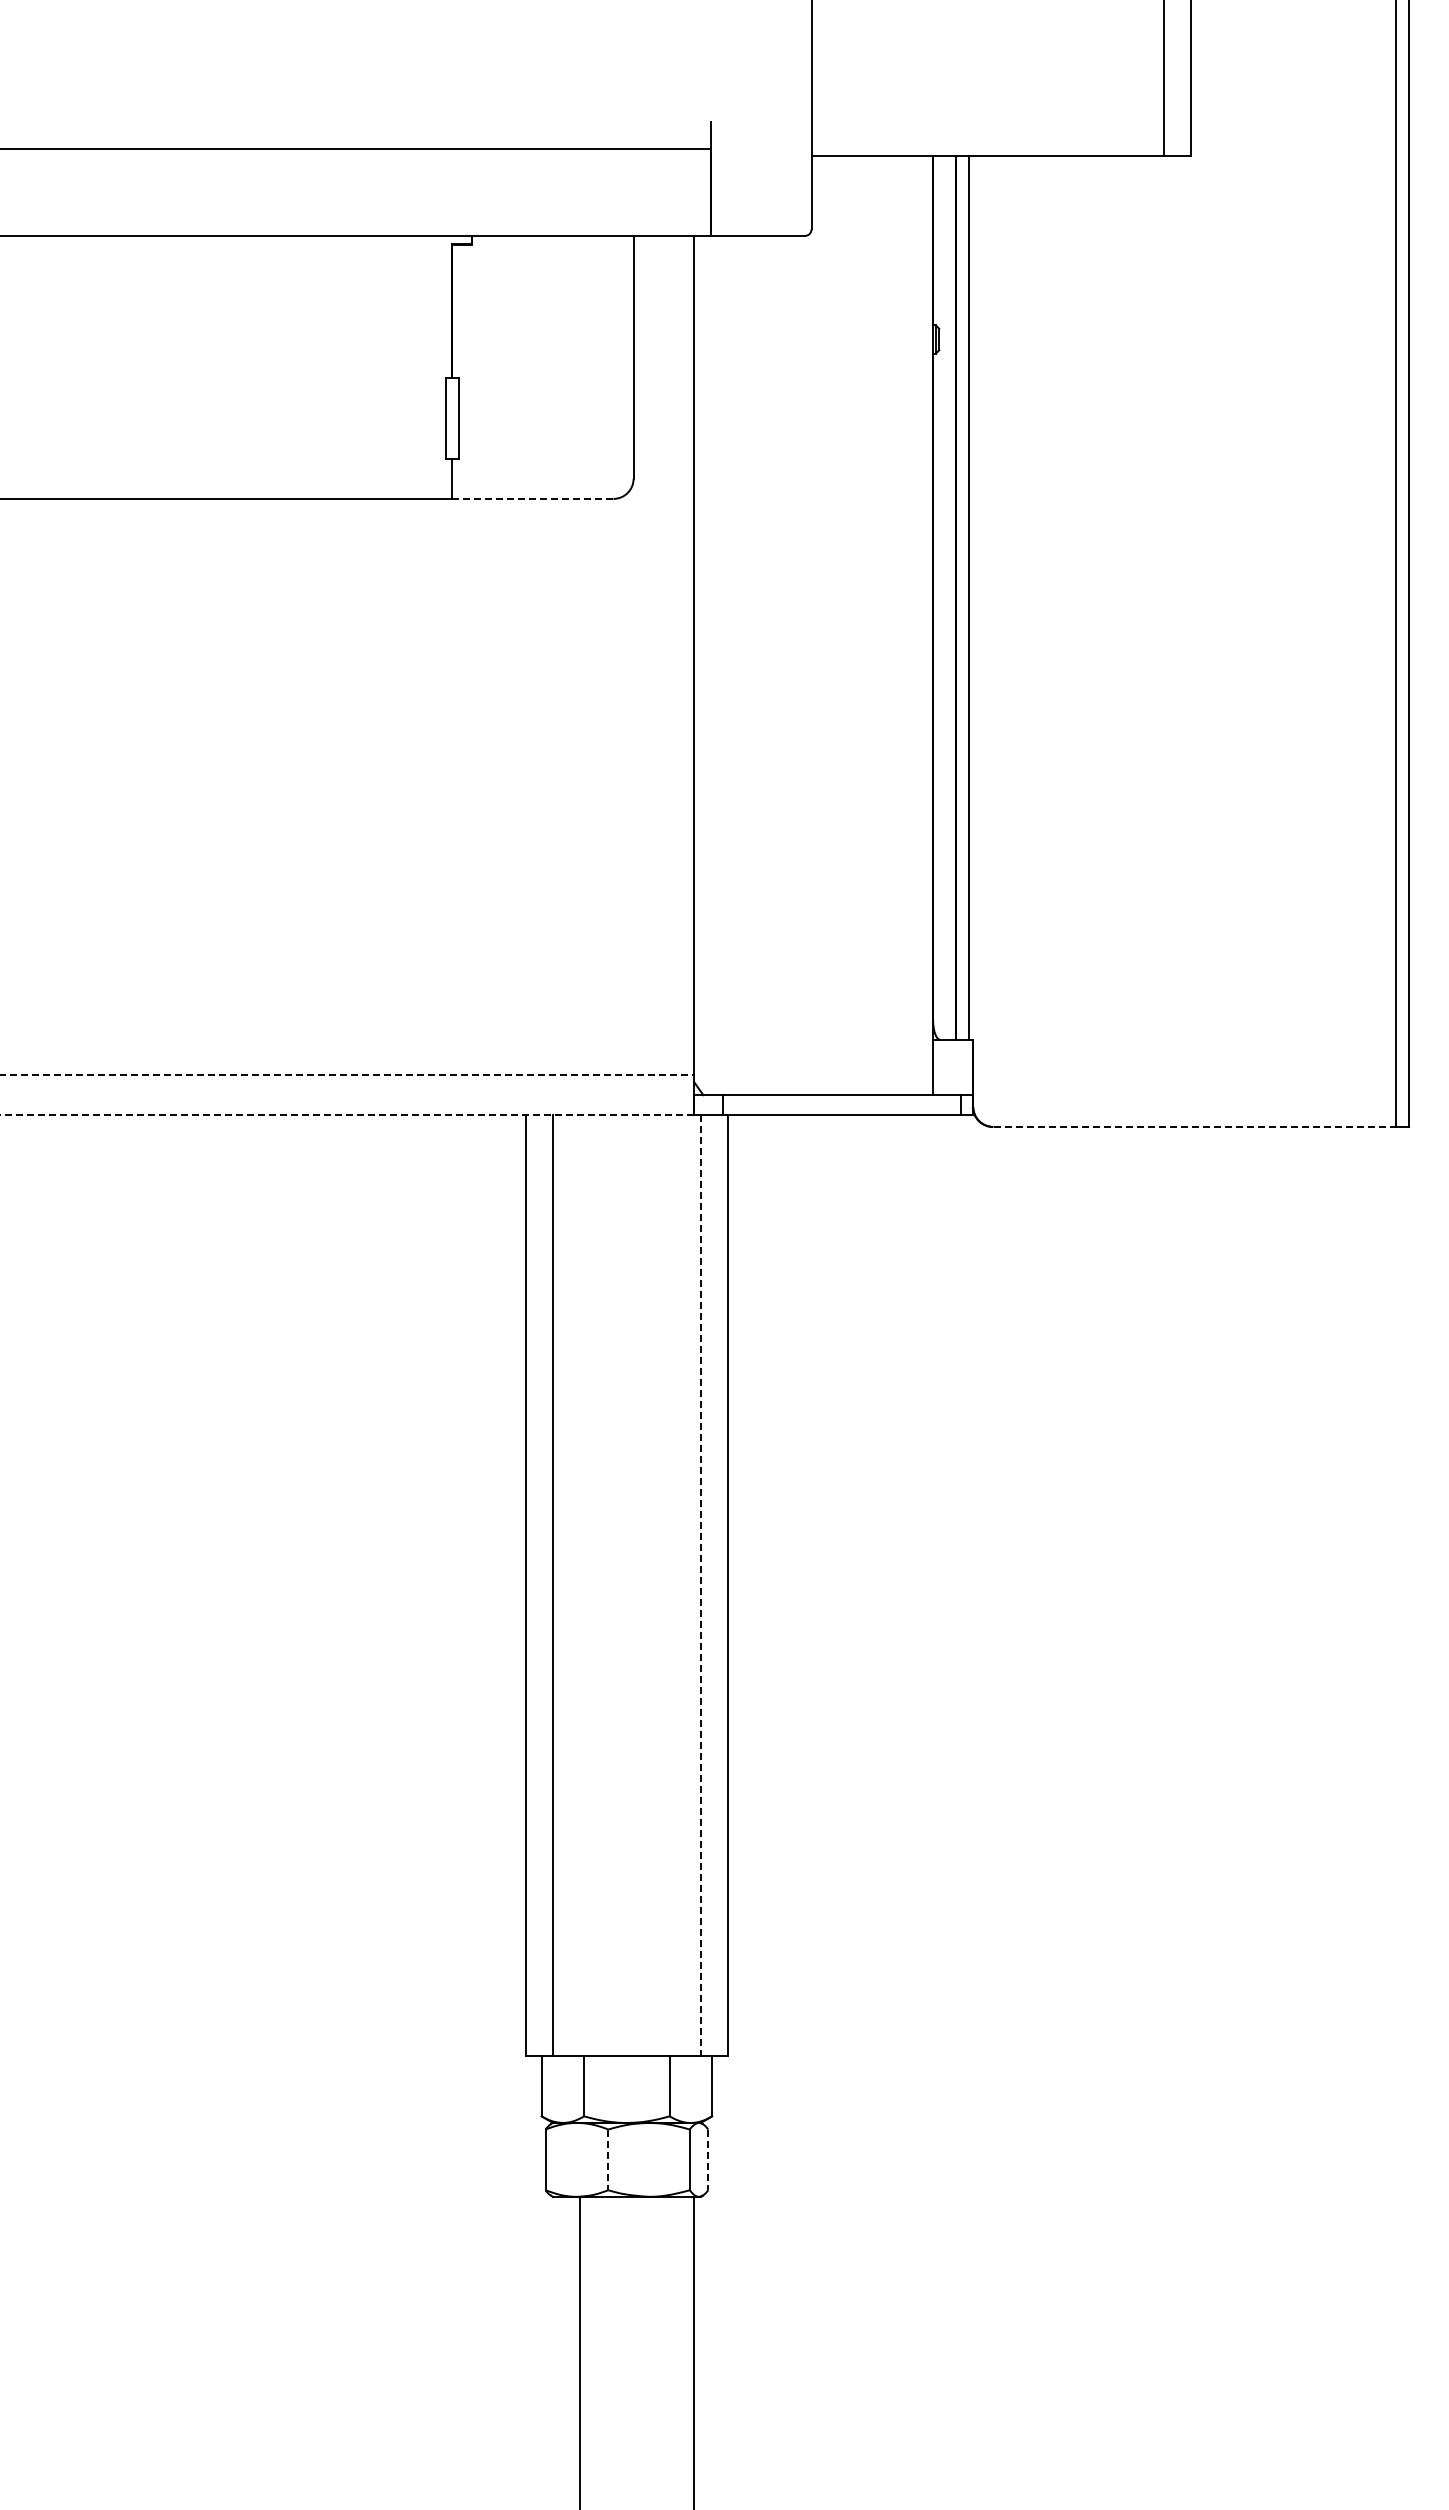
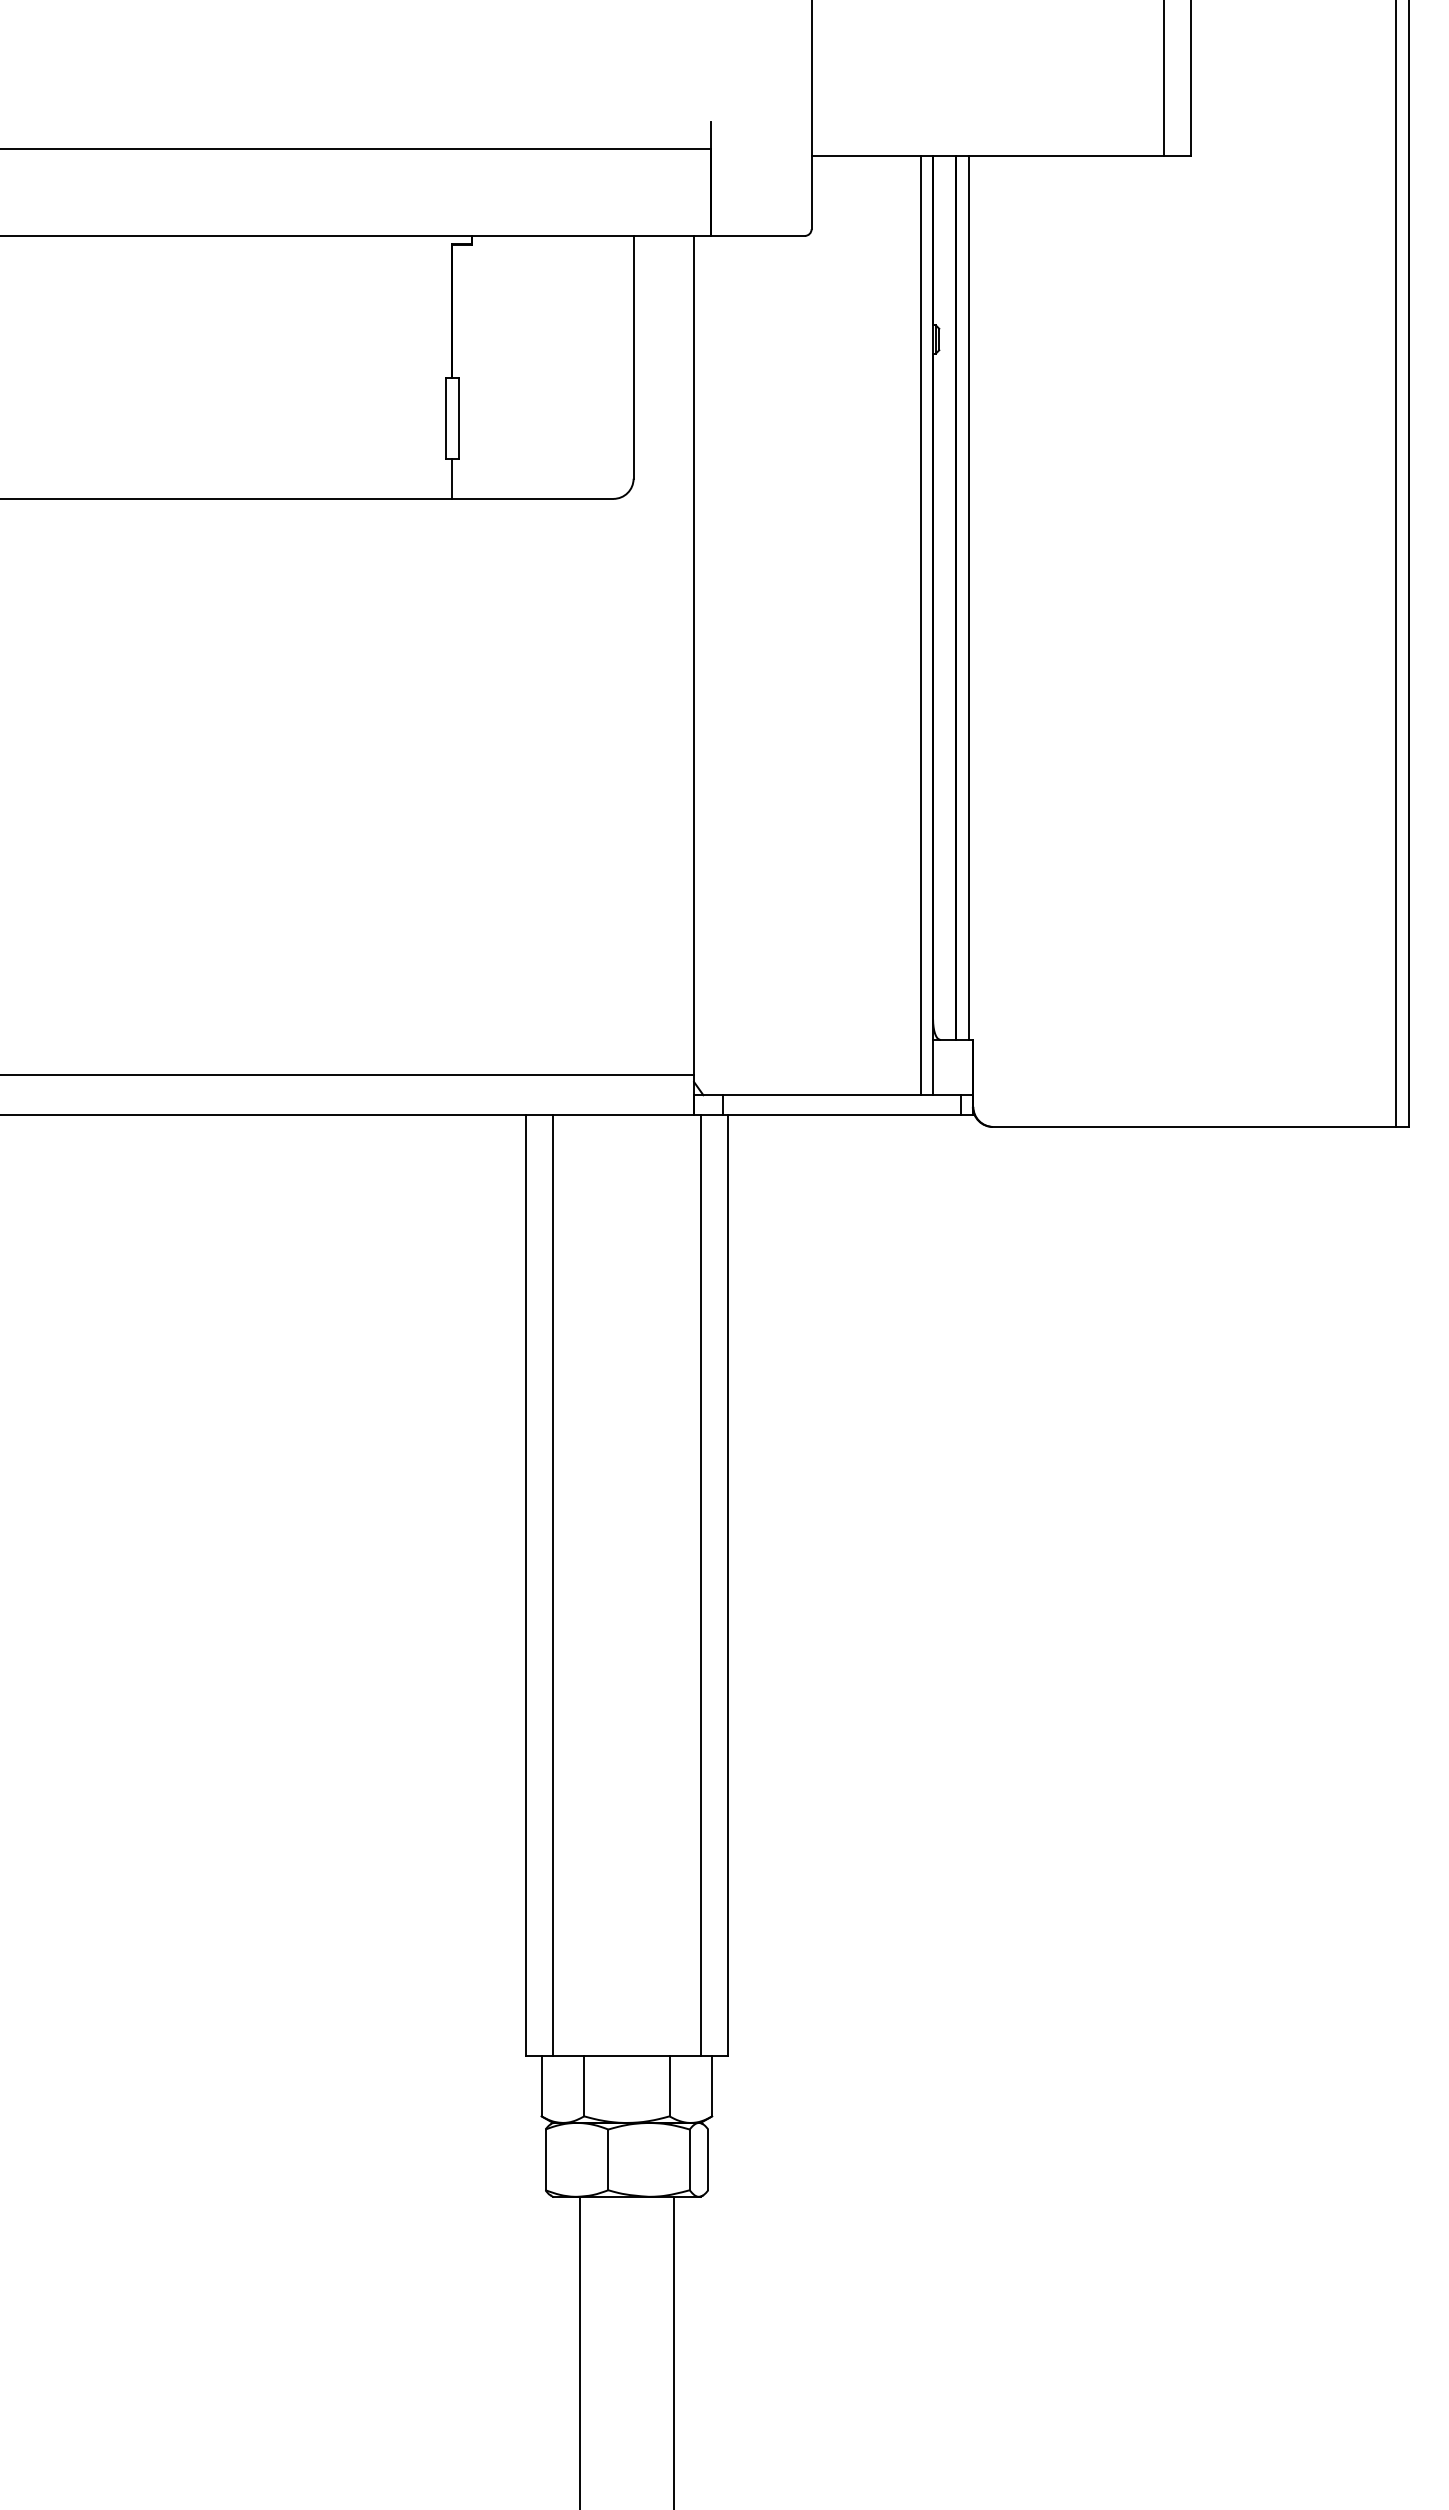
line: dashed -> solid (532, 498)
line: none -> present (920, 625)
line: dashed -> solid (347, 1075)
line: dashed -> solid (347, 1115)
line: dashed -> solid (1195, 1126)
line: dashed -> solid (700, 1586)
line: dashed -> solid (608, 2160)
line: dashed -> solid (708, 2160)
line position: (693, 2351) -> (673, 2351) (673, 2351)
